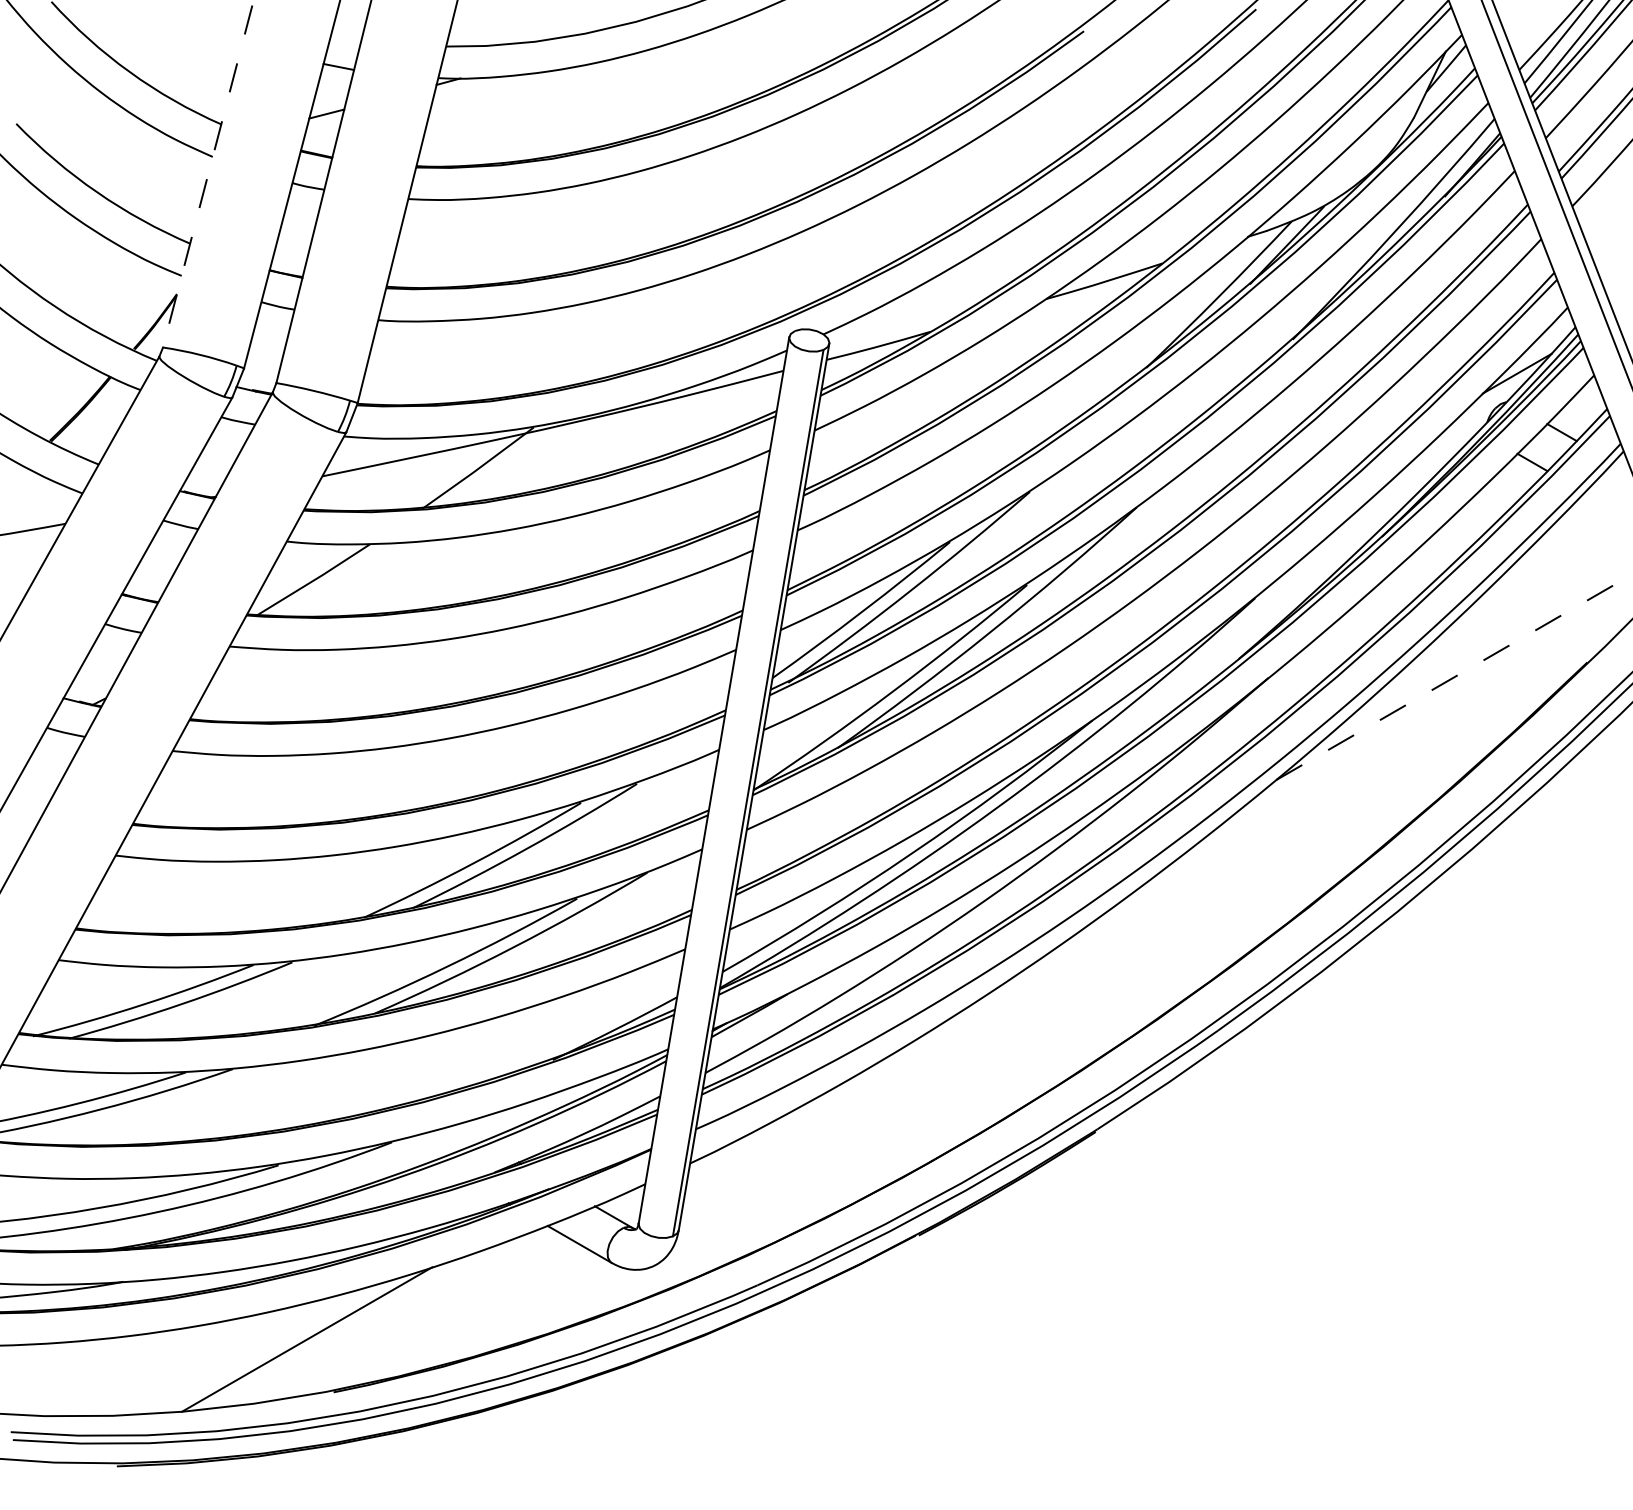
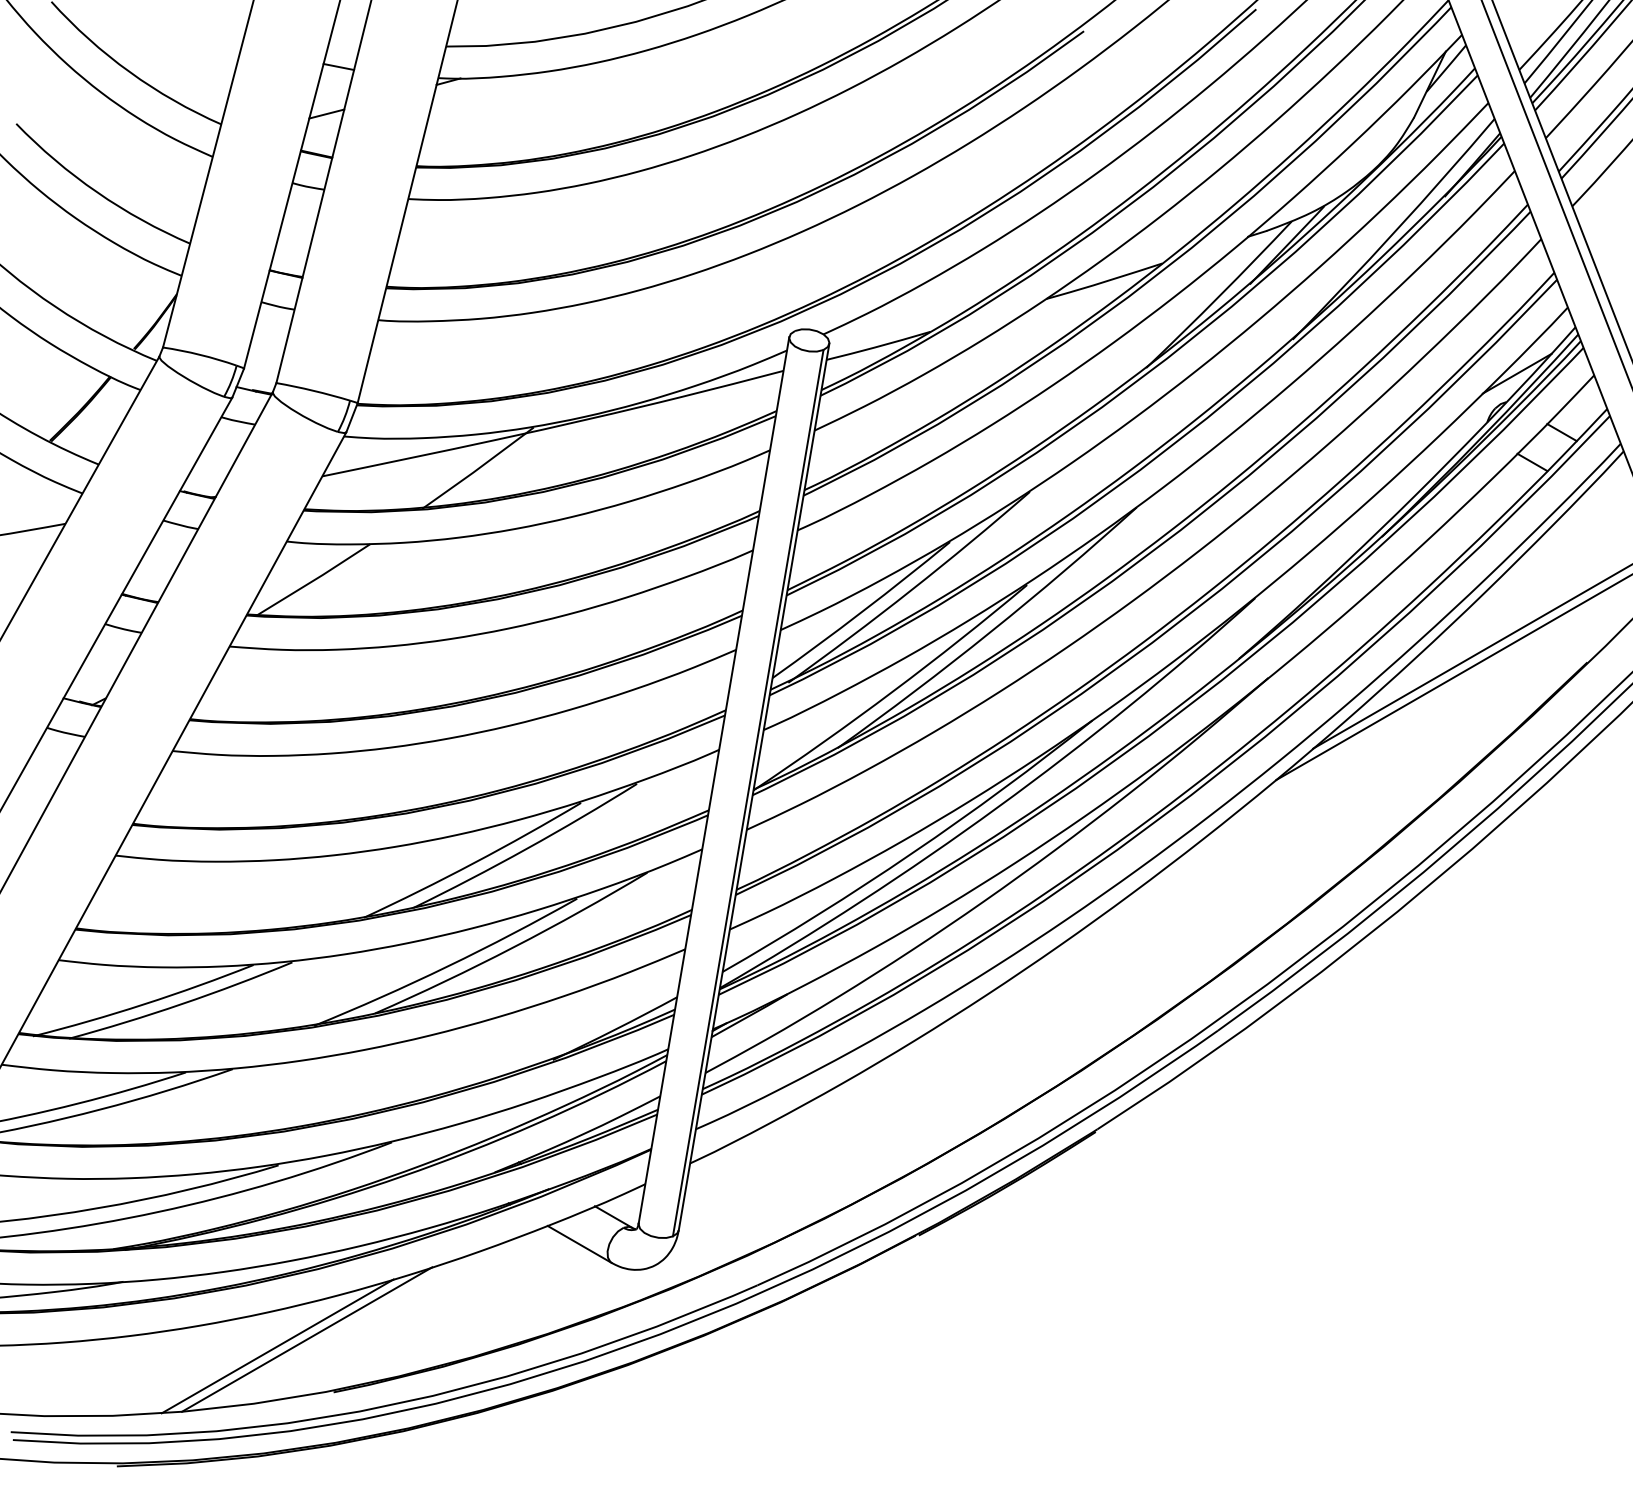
line: dashed -> solid (208, 174)
line: none -> present (1471, 656)
line: dashed -> solid (1454, 677)
line: none -> present (277, 1346)
